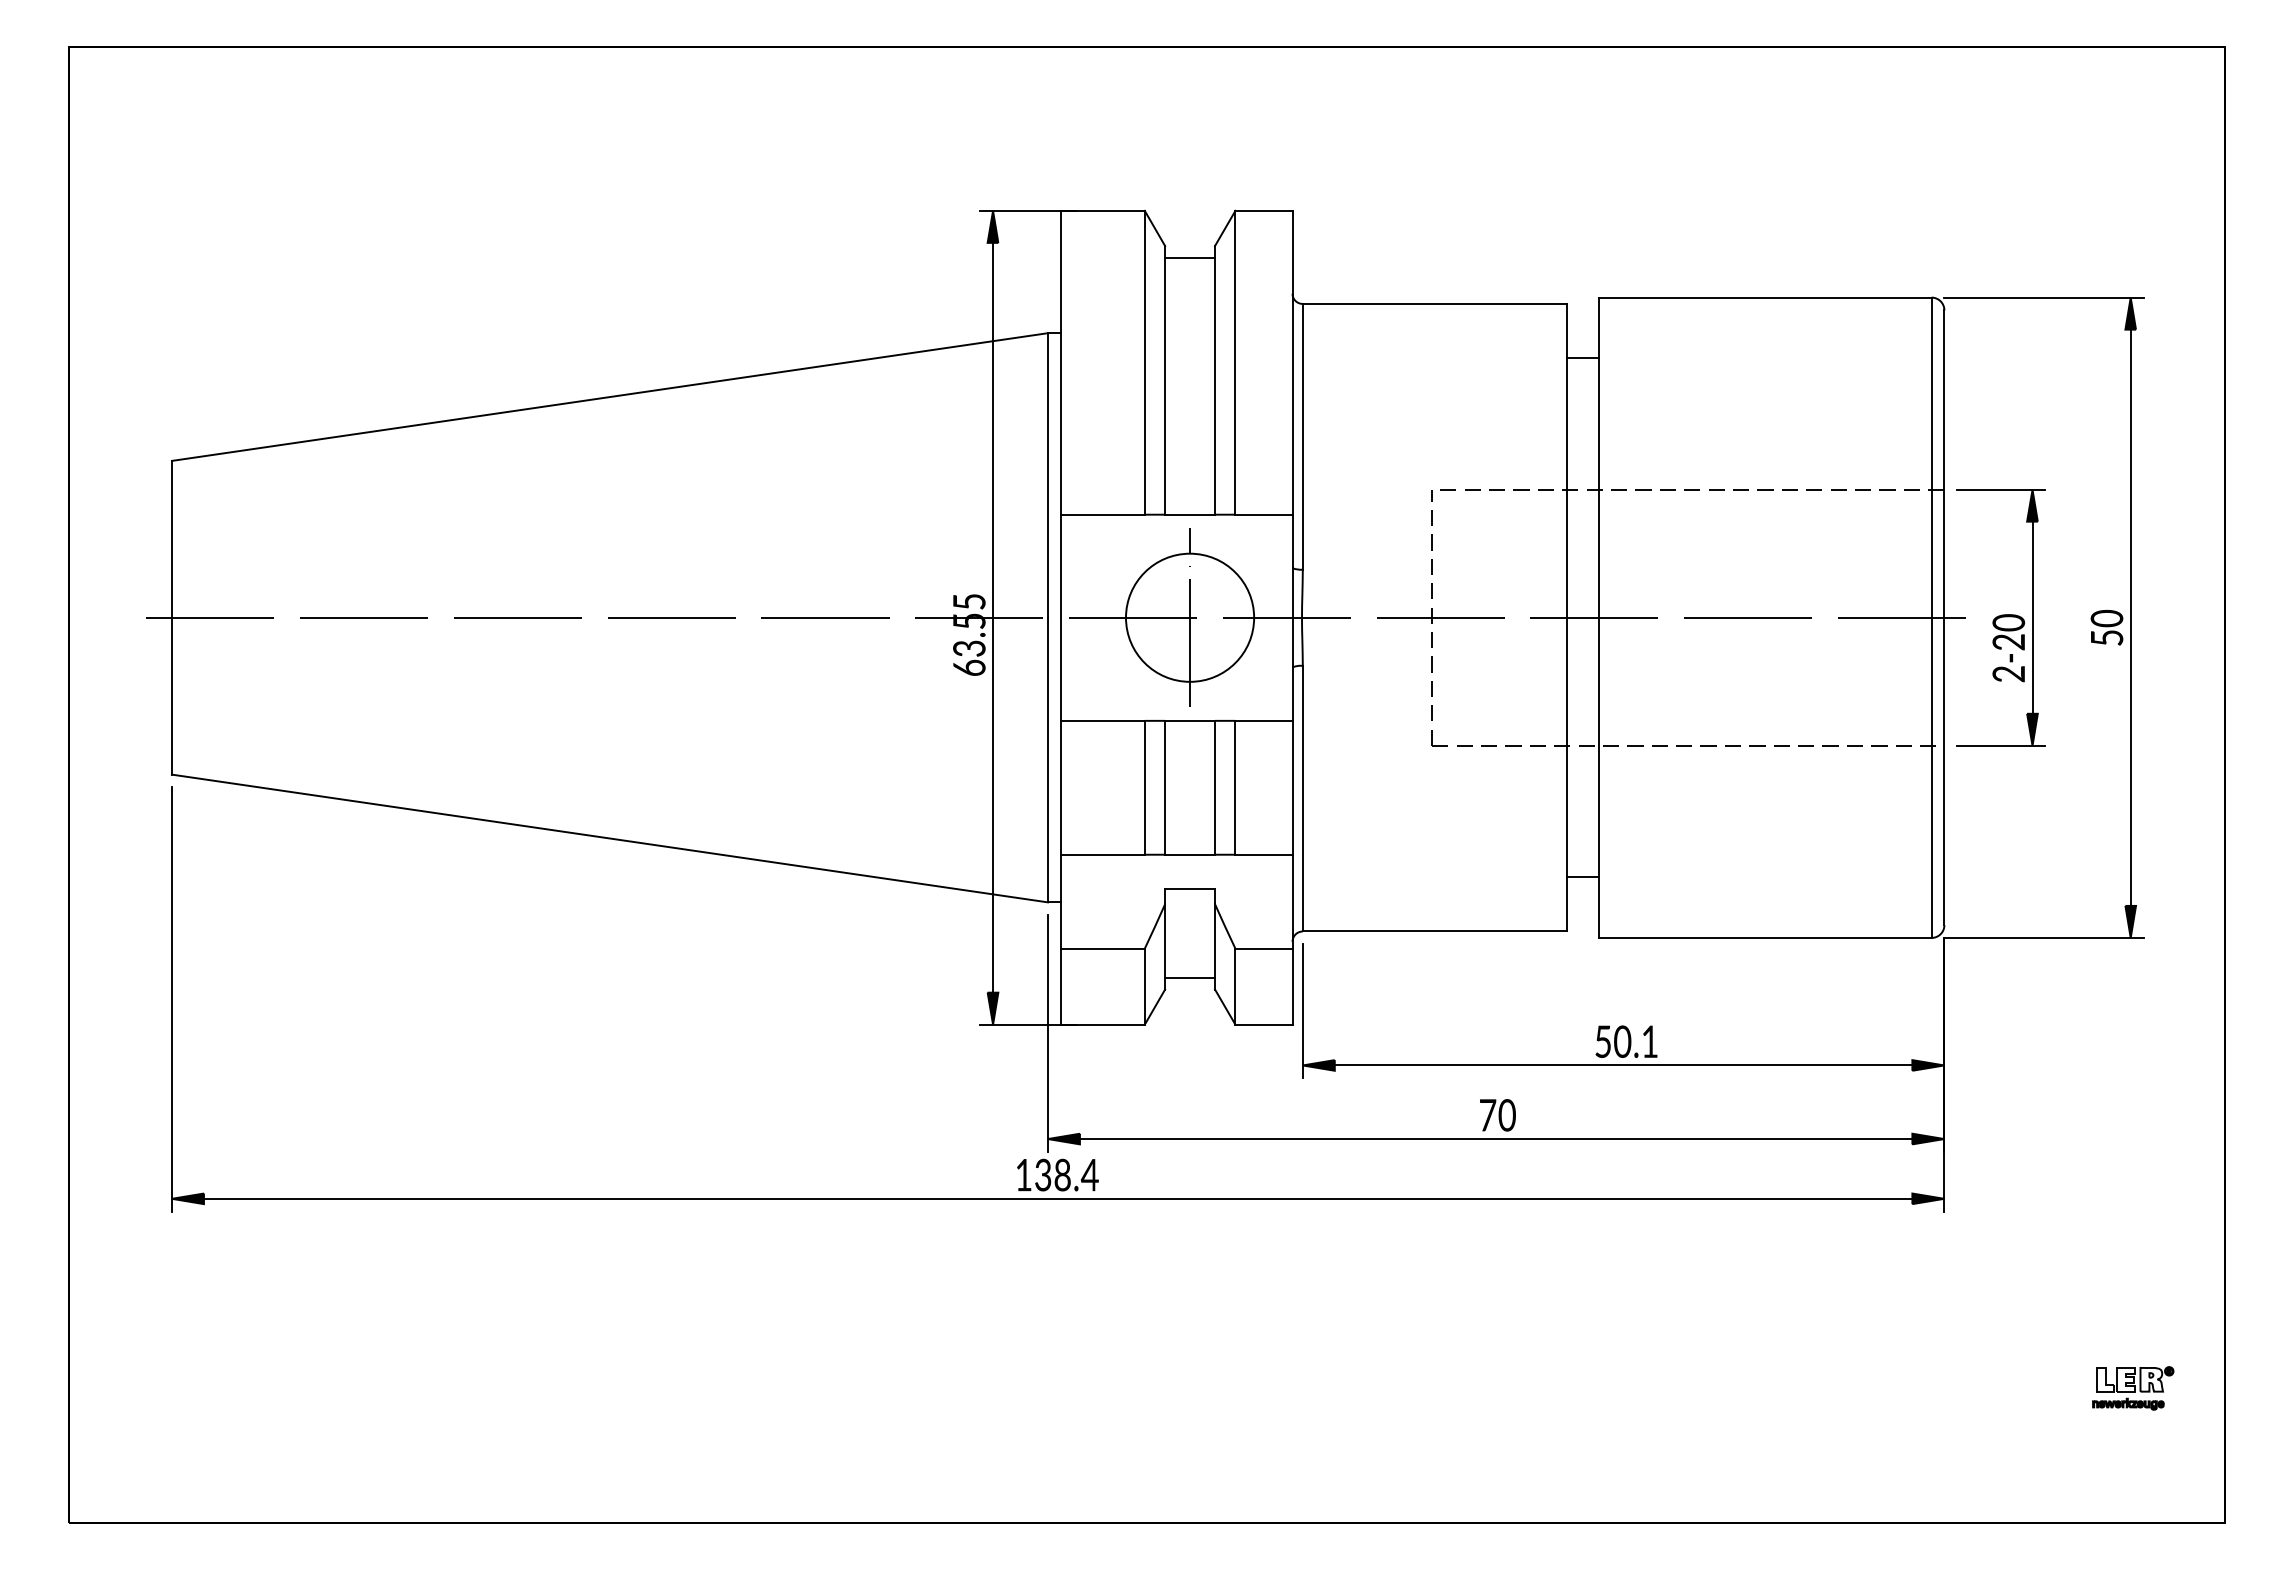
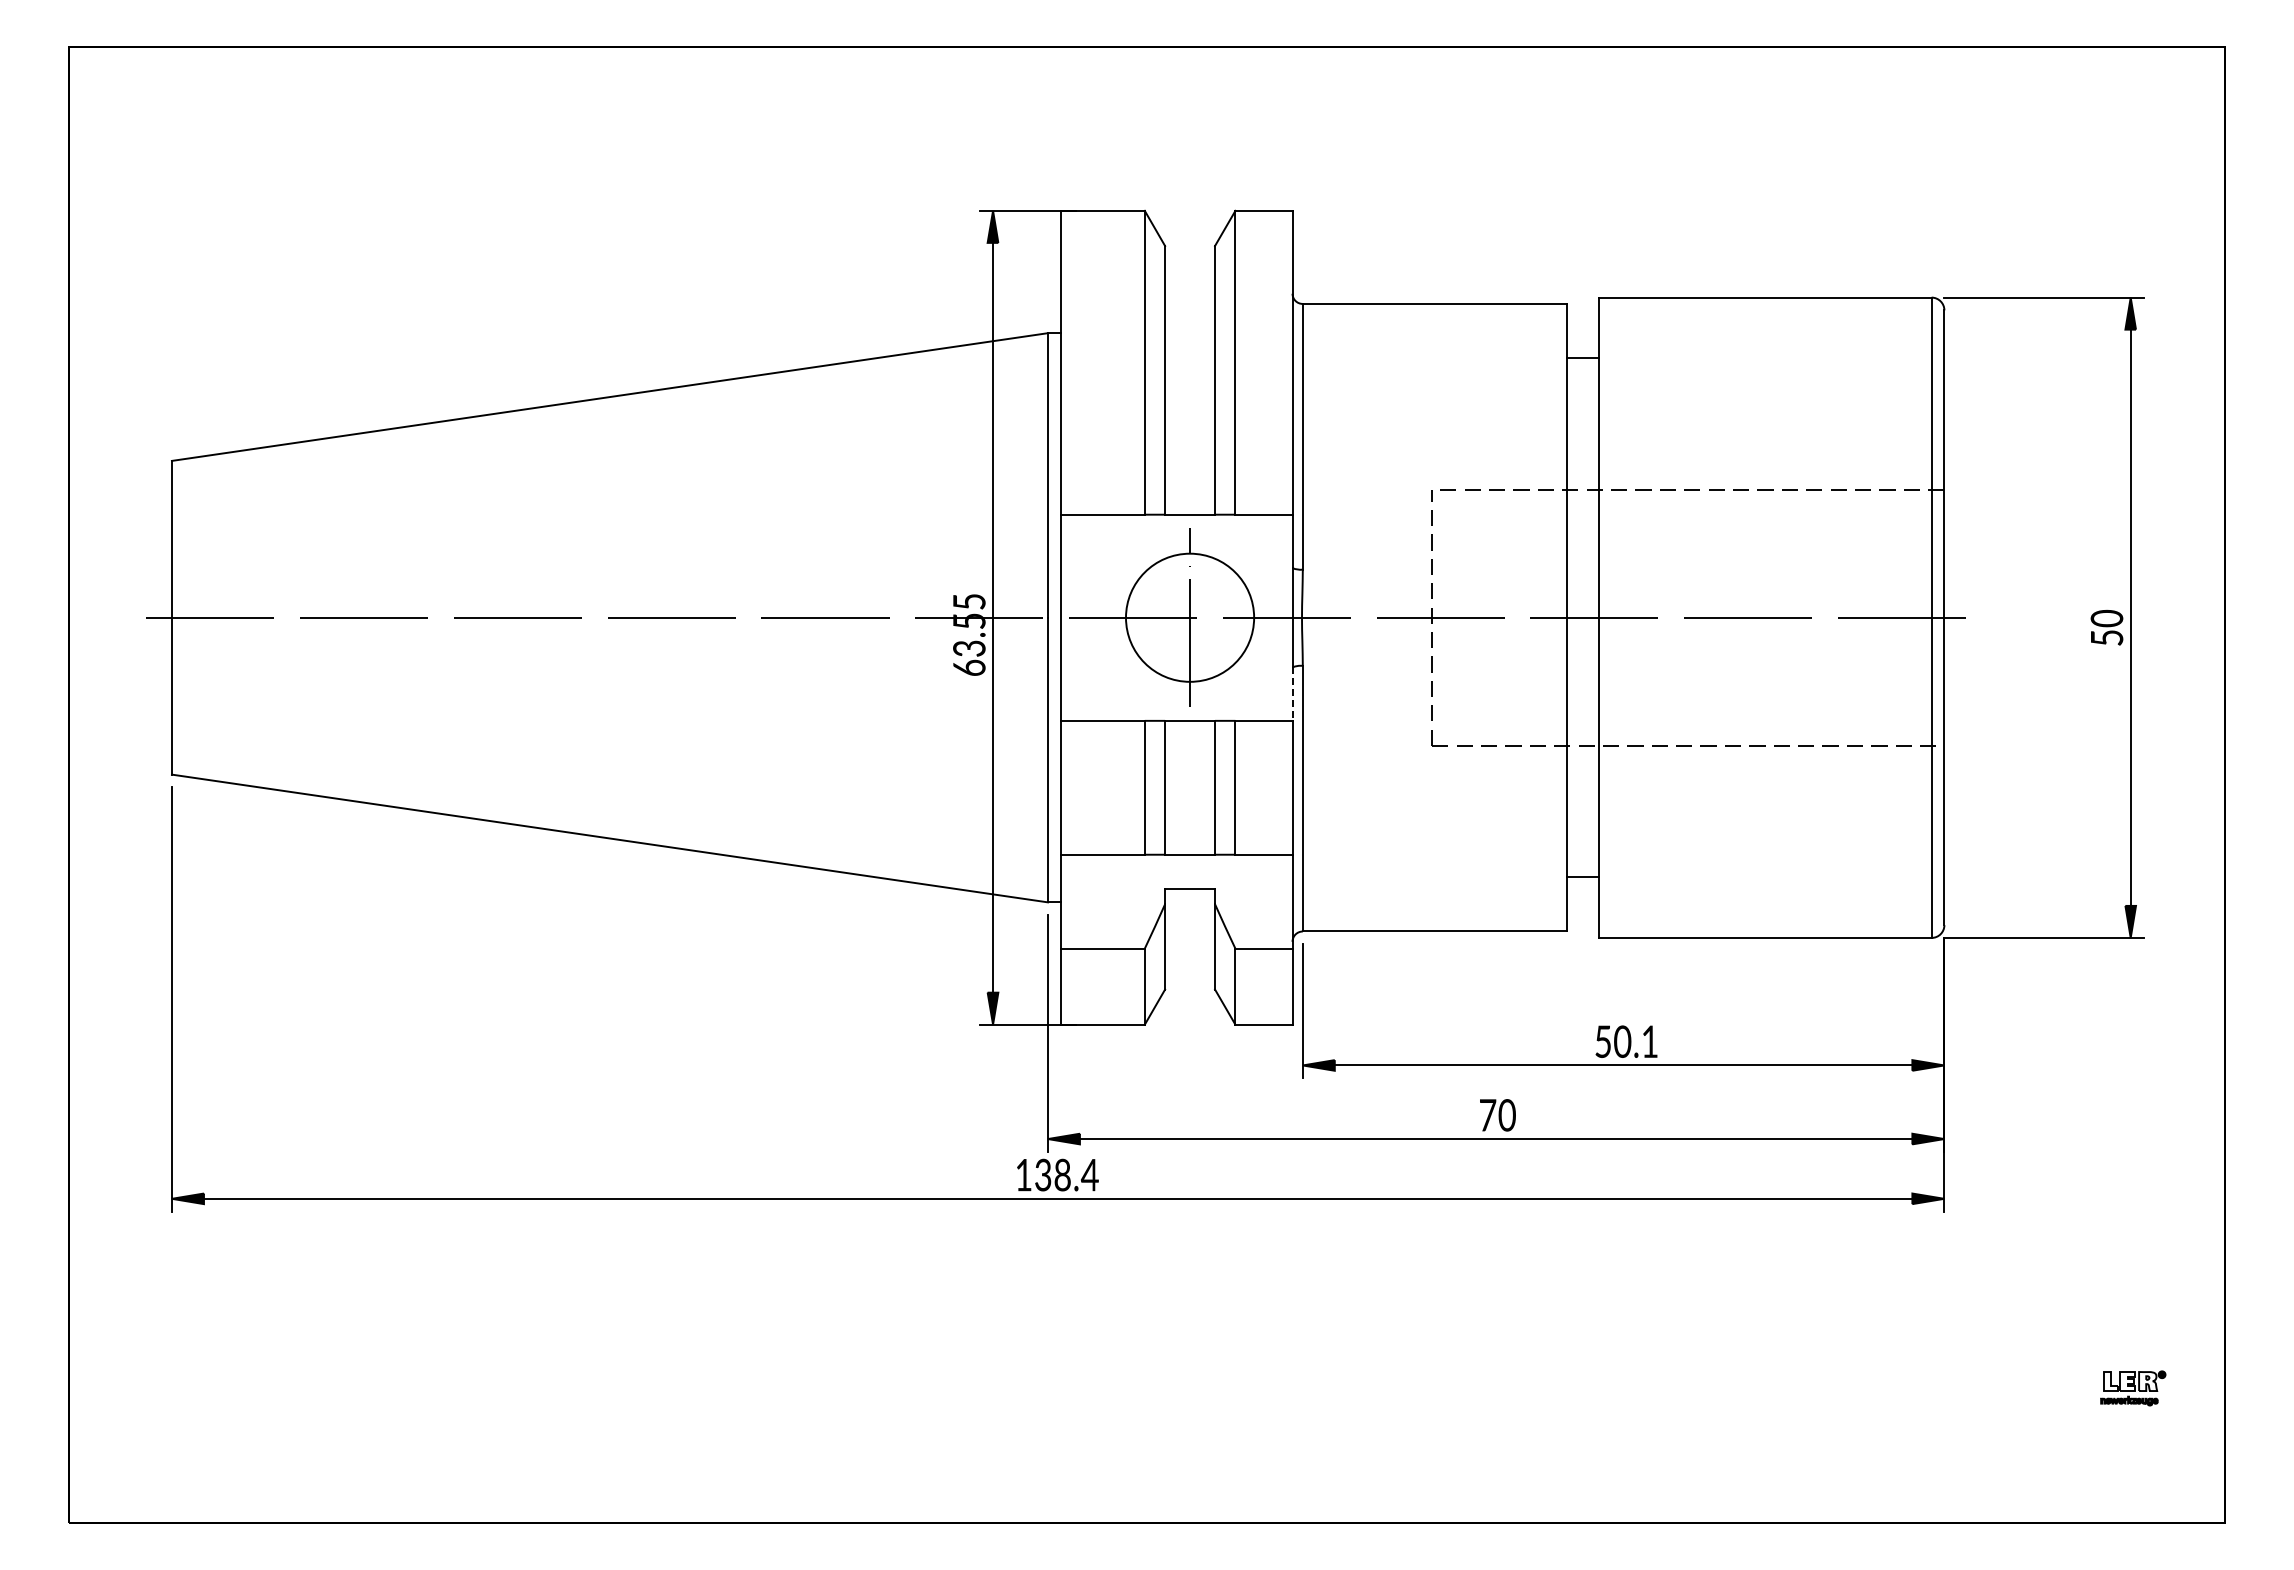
line: present -> none (1190, 257)
part: present -> none (2000, 617)
line: solid -> dashed (1292, 694)
line: present -> none (1190, 978)
part size: 83x45 px -> 67x37 px (2133, 1388)
